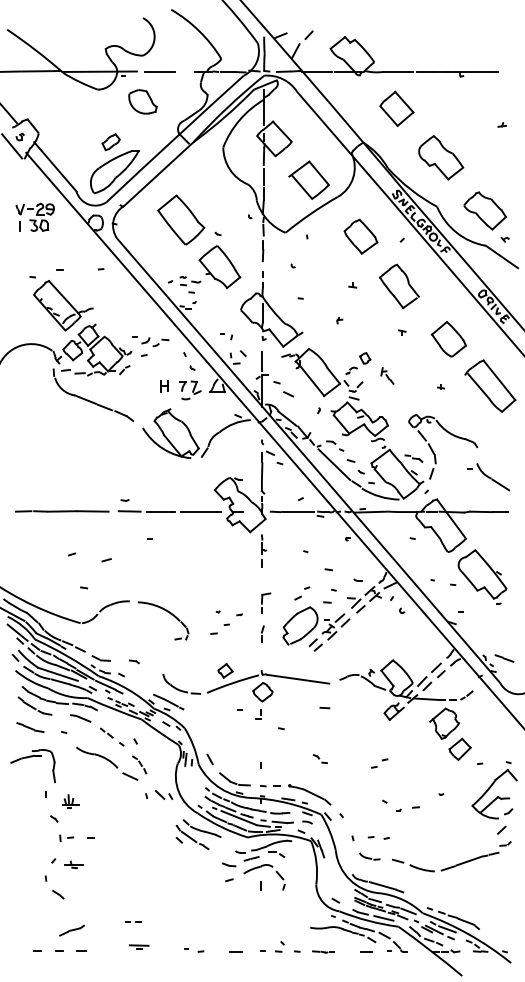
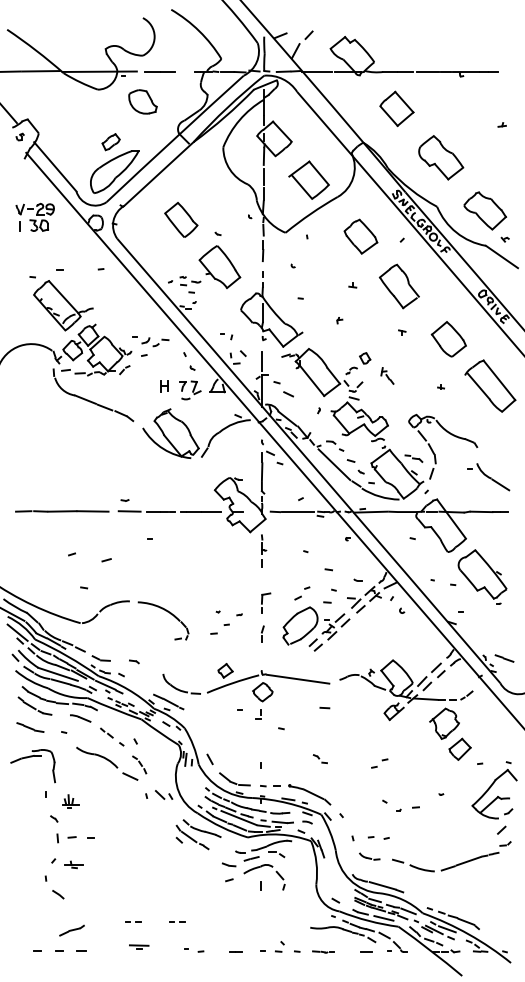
line: present -> none (12, 146)
part size: 49x52 px -> 35x36 px (181, 219)
part size: 16x9 px -> 21x11 px (66, 838)
line: none -> present (179, 921)
